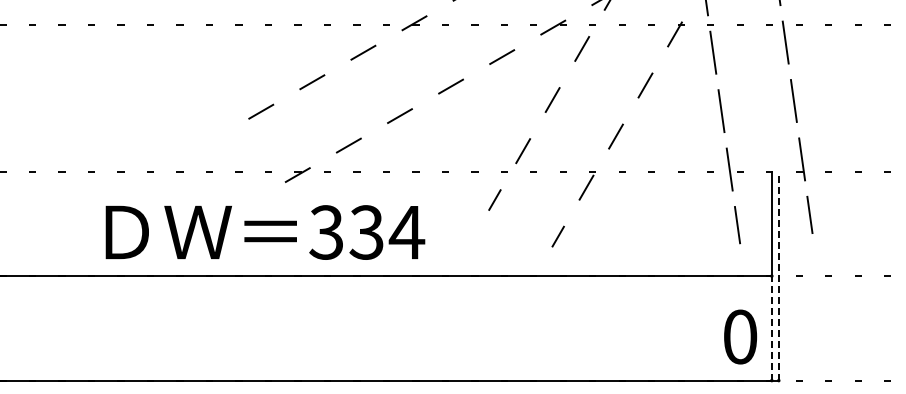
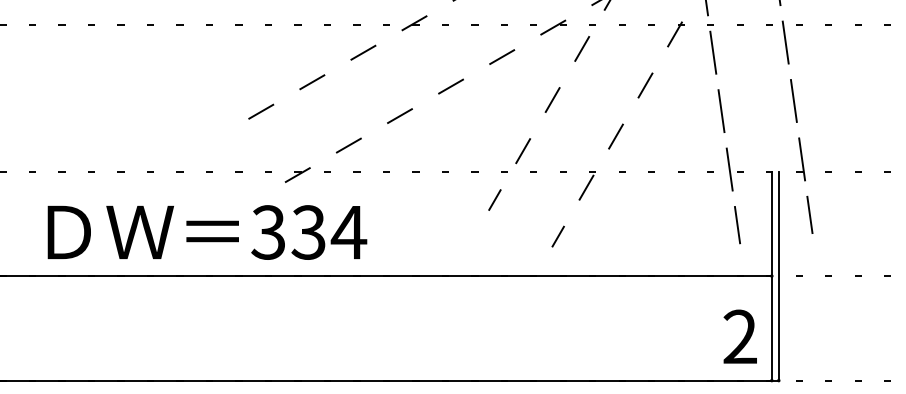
text position: (265, 232) -> (207, 232) (207, 232)
line: dashed -> solid (778, 275)
line: dashed -> solid (771, 327)
text: 0 -> 2 (740, 336)
